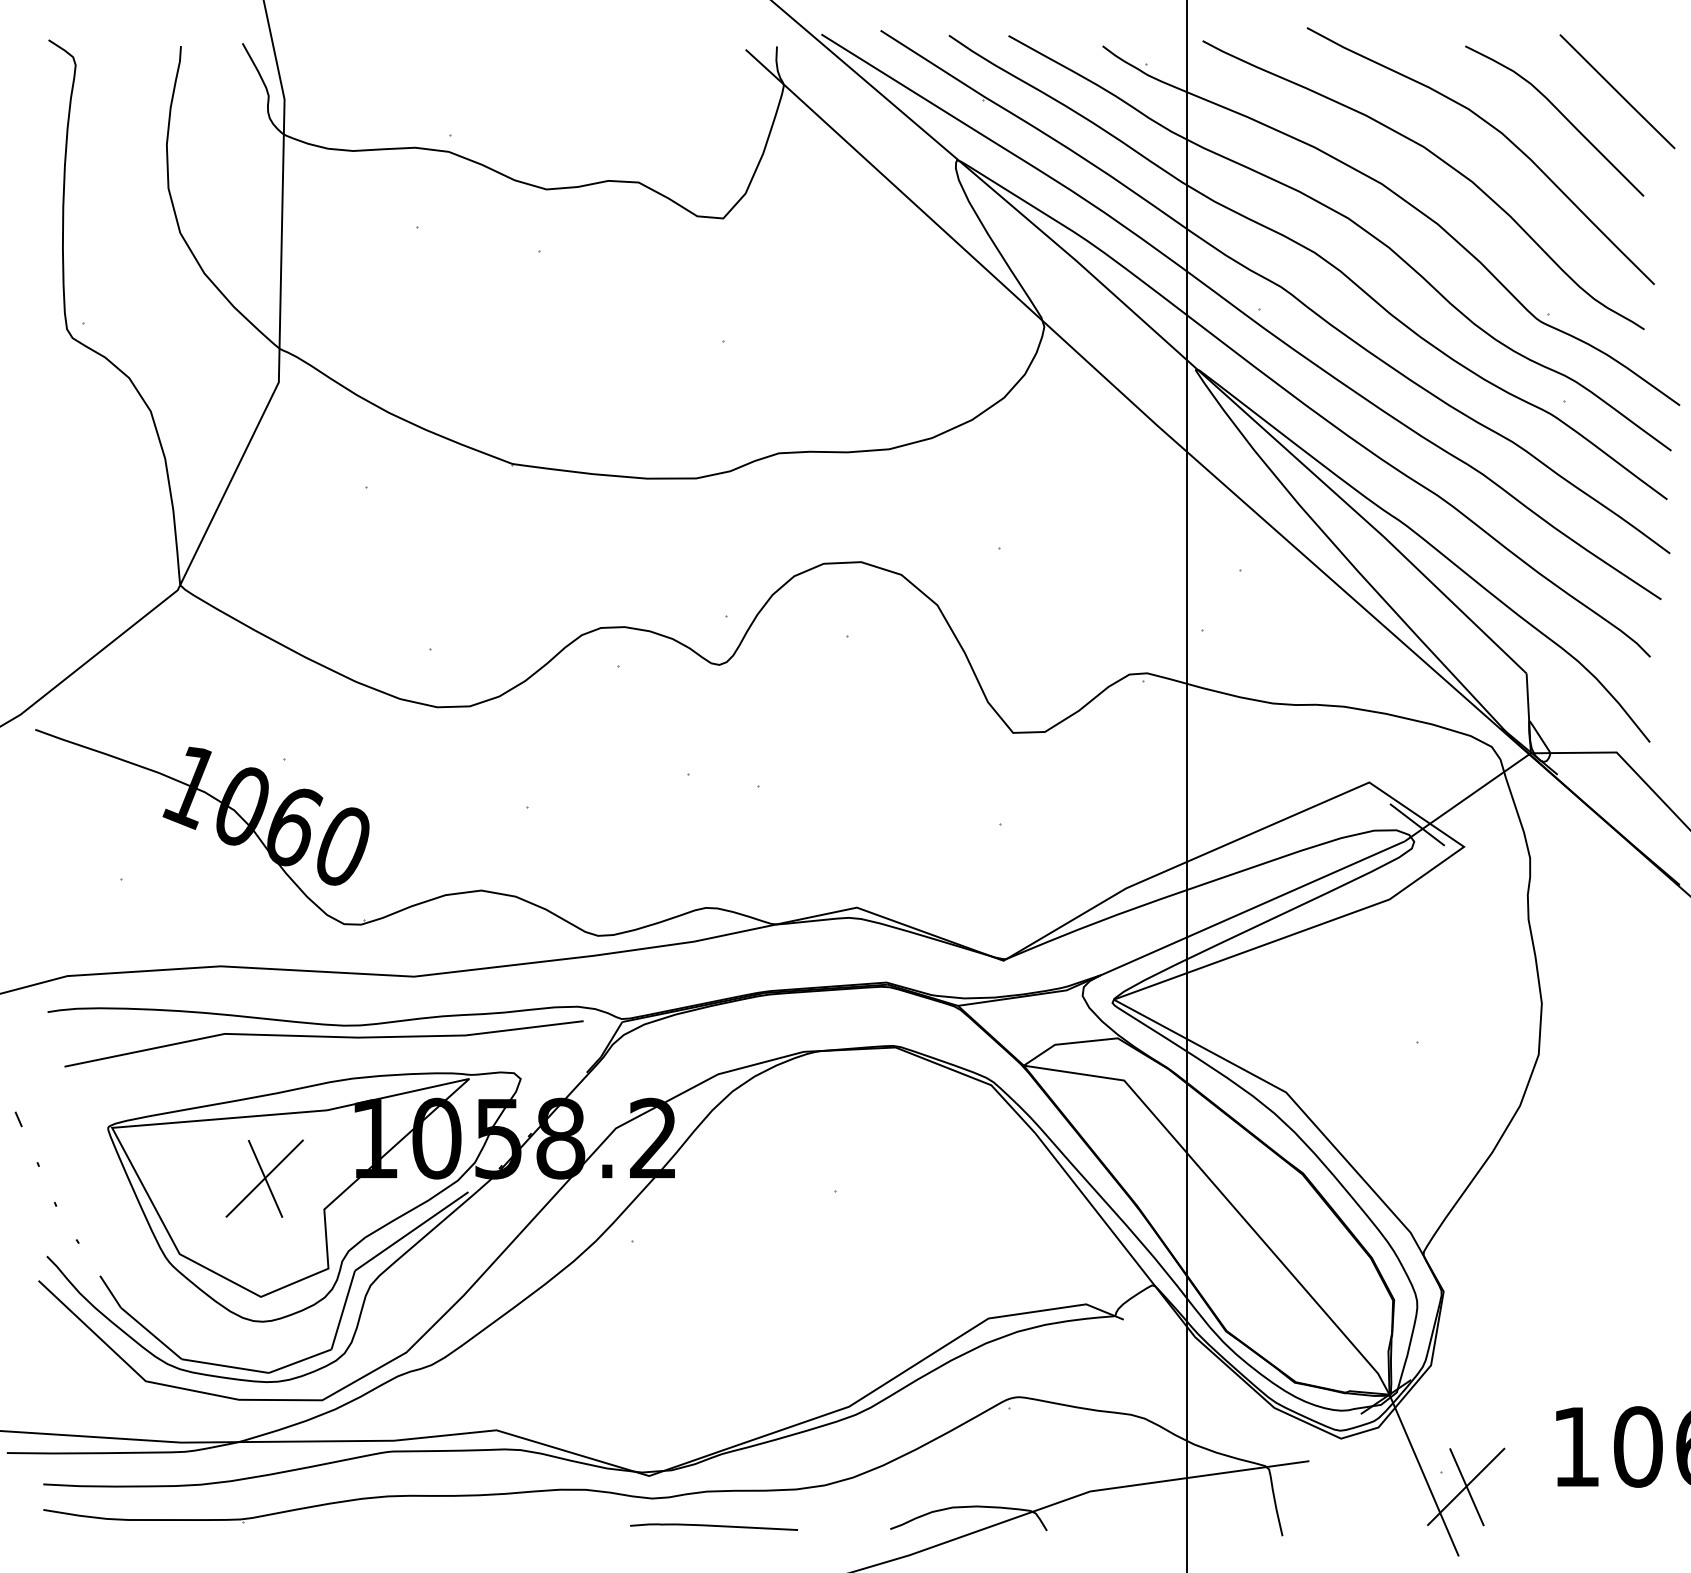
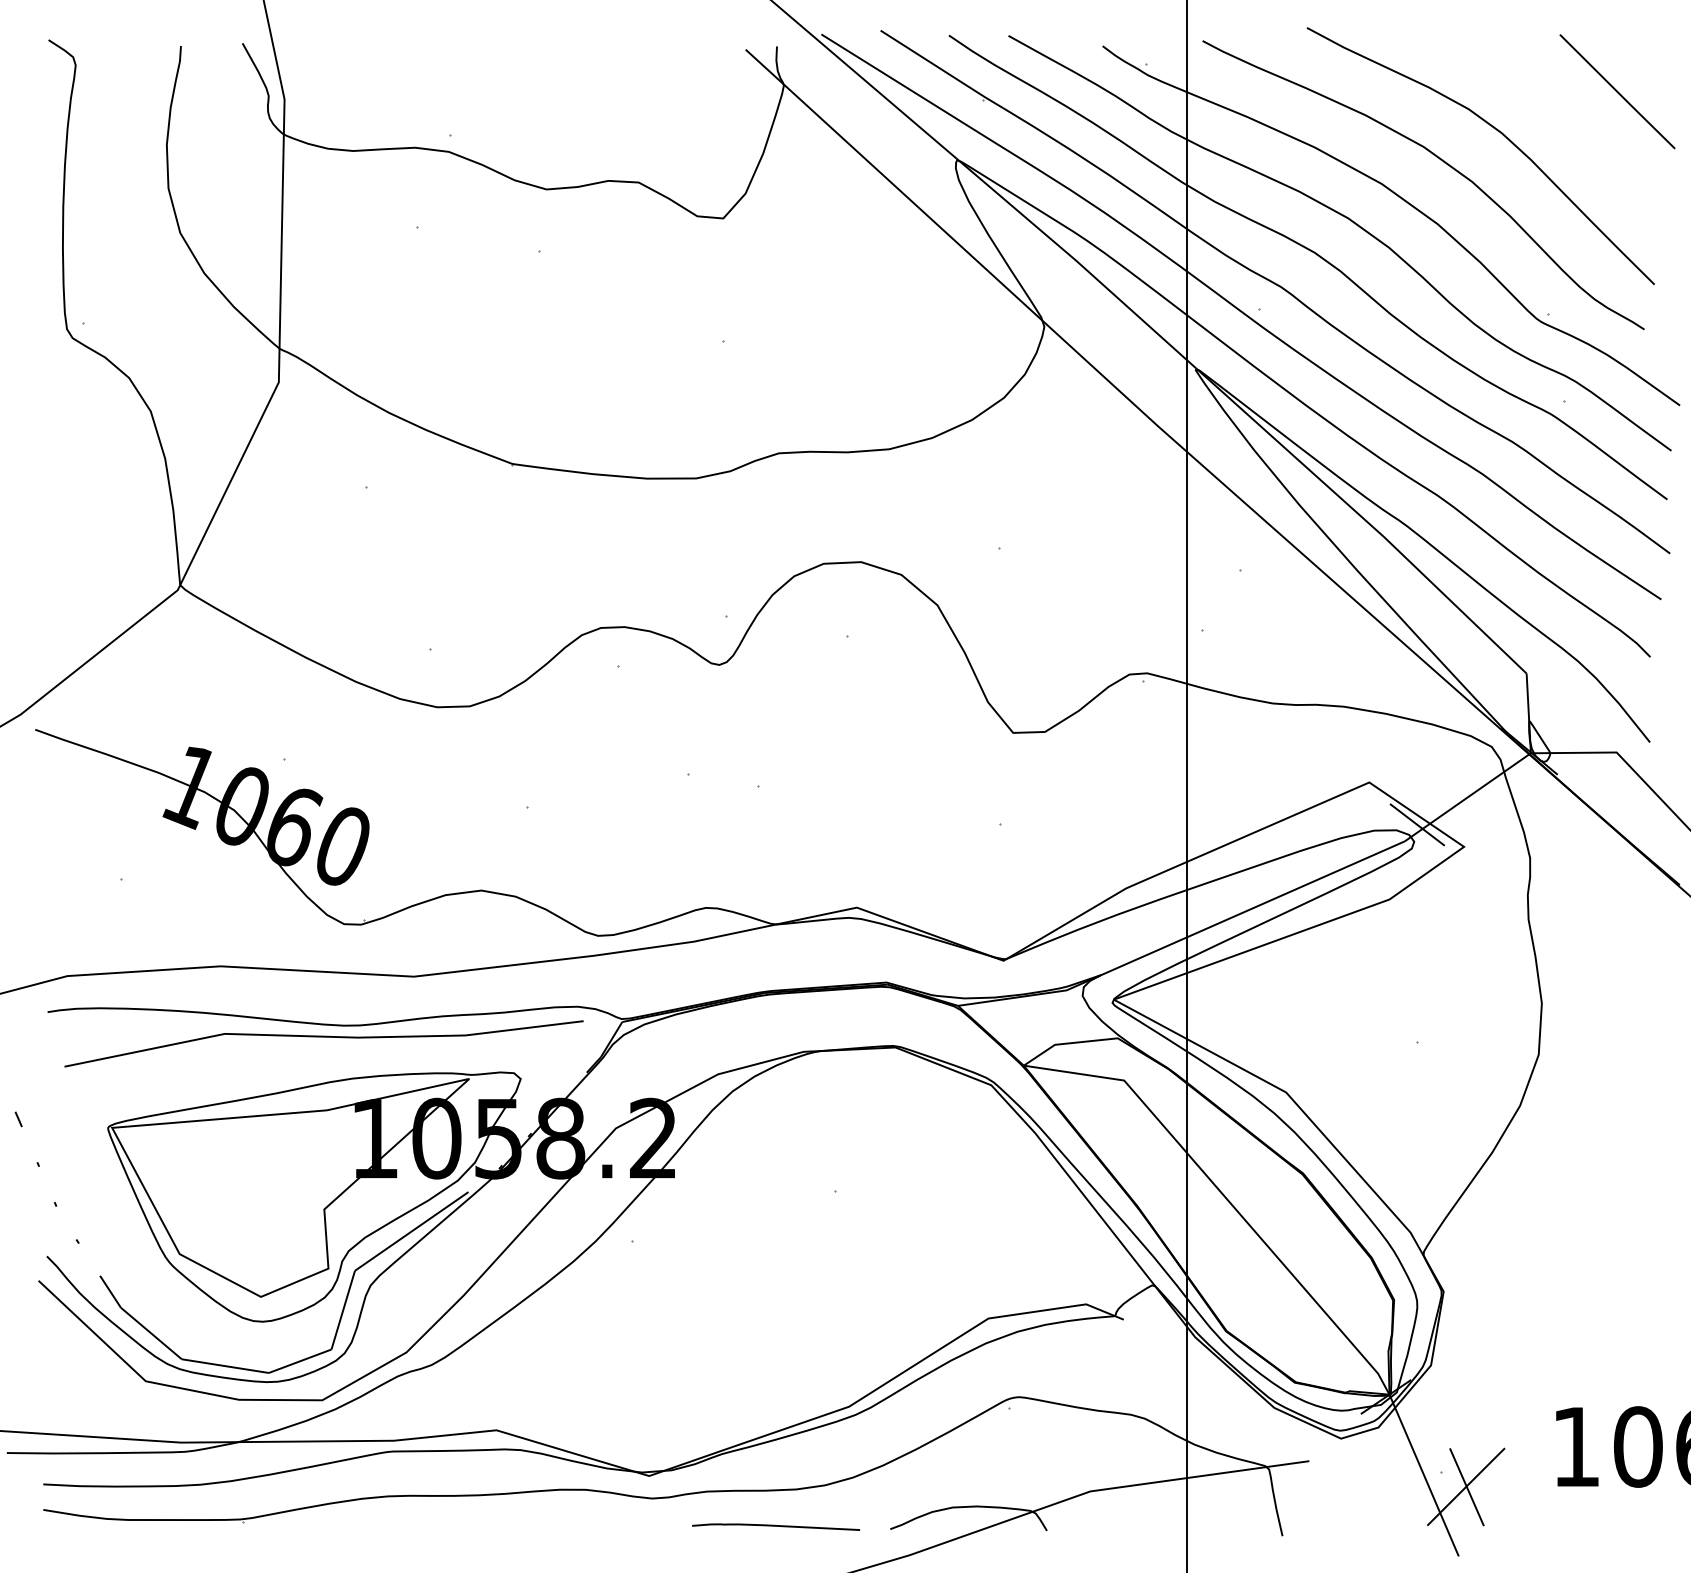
curve: present -> none (1560, 113)
part: present -> none (264, 1178)
curve position: (713, 1526) -> (775, 1526) (775, 1526)
